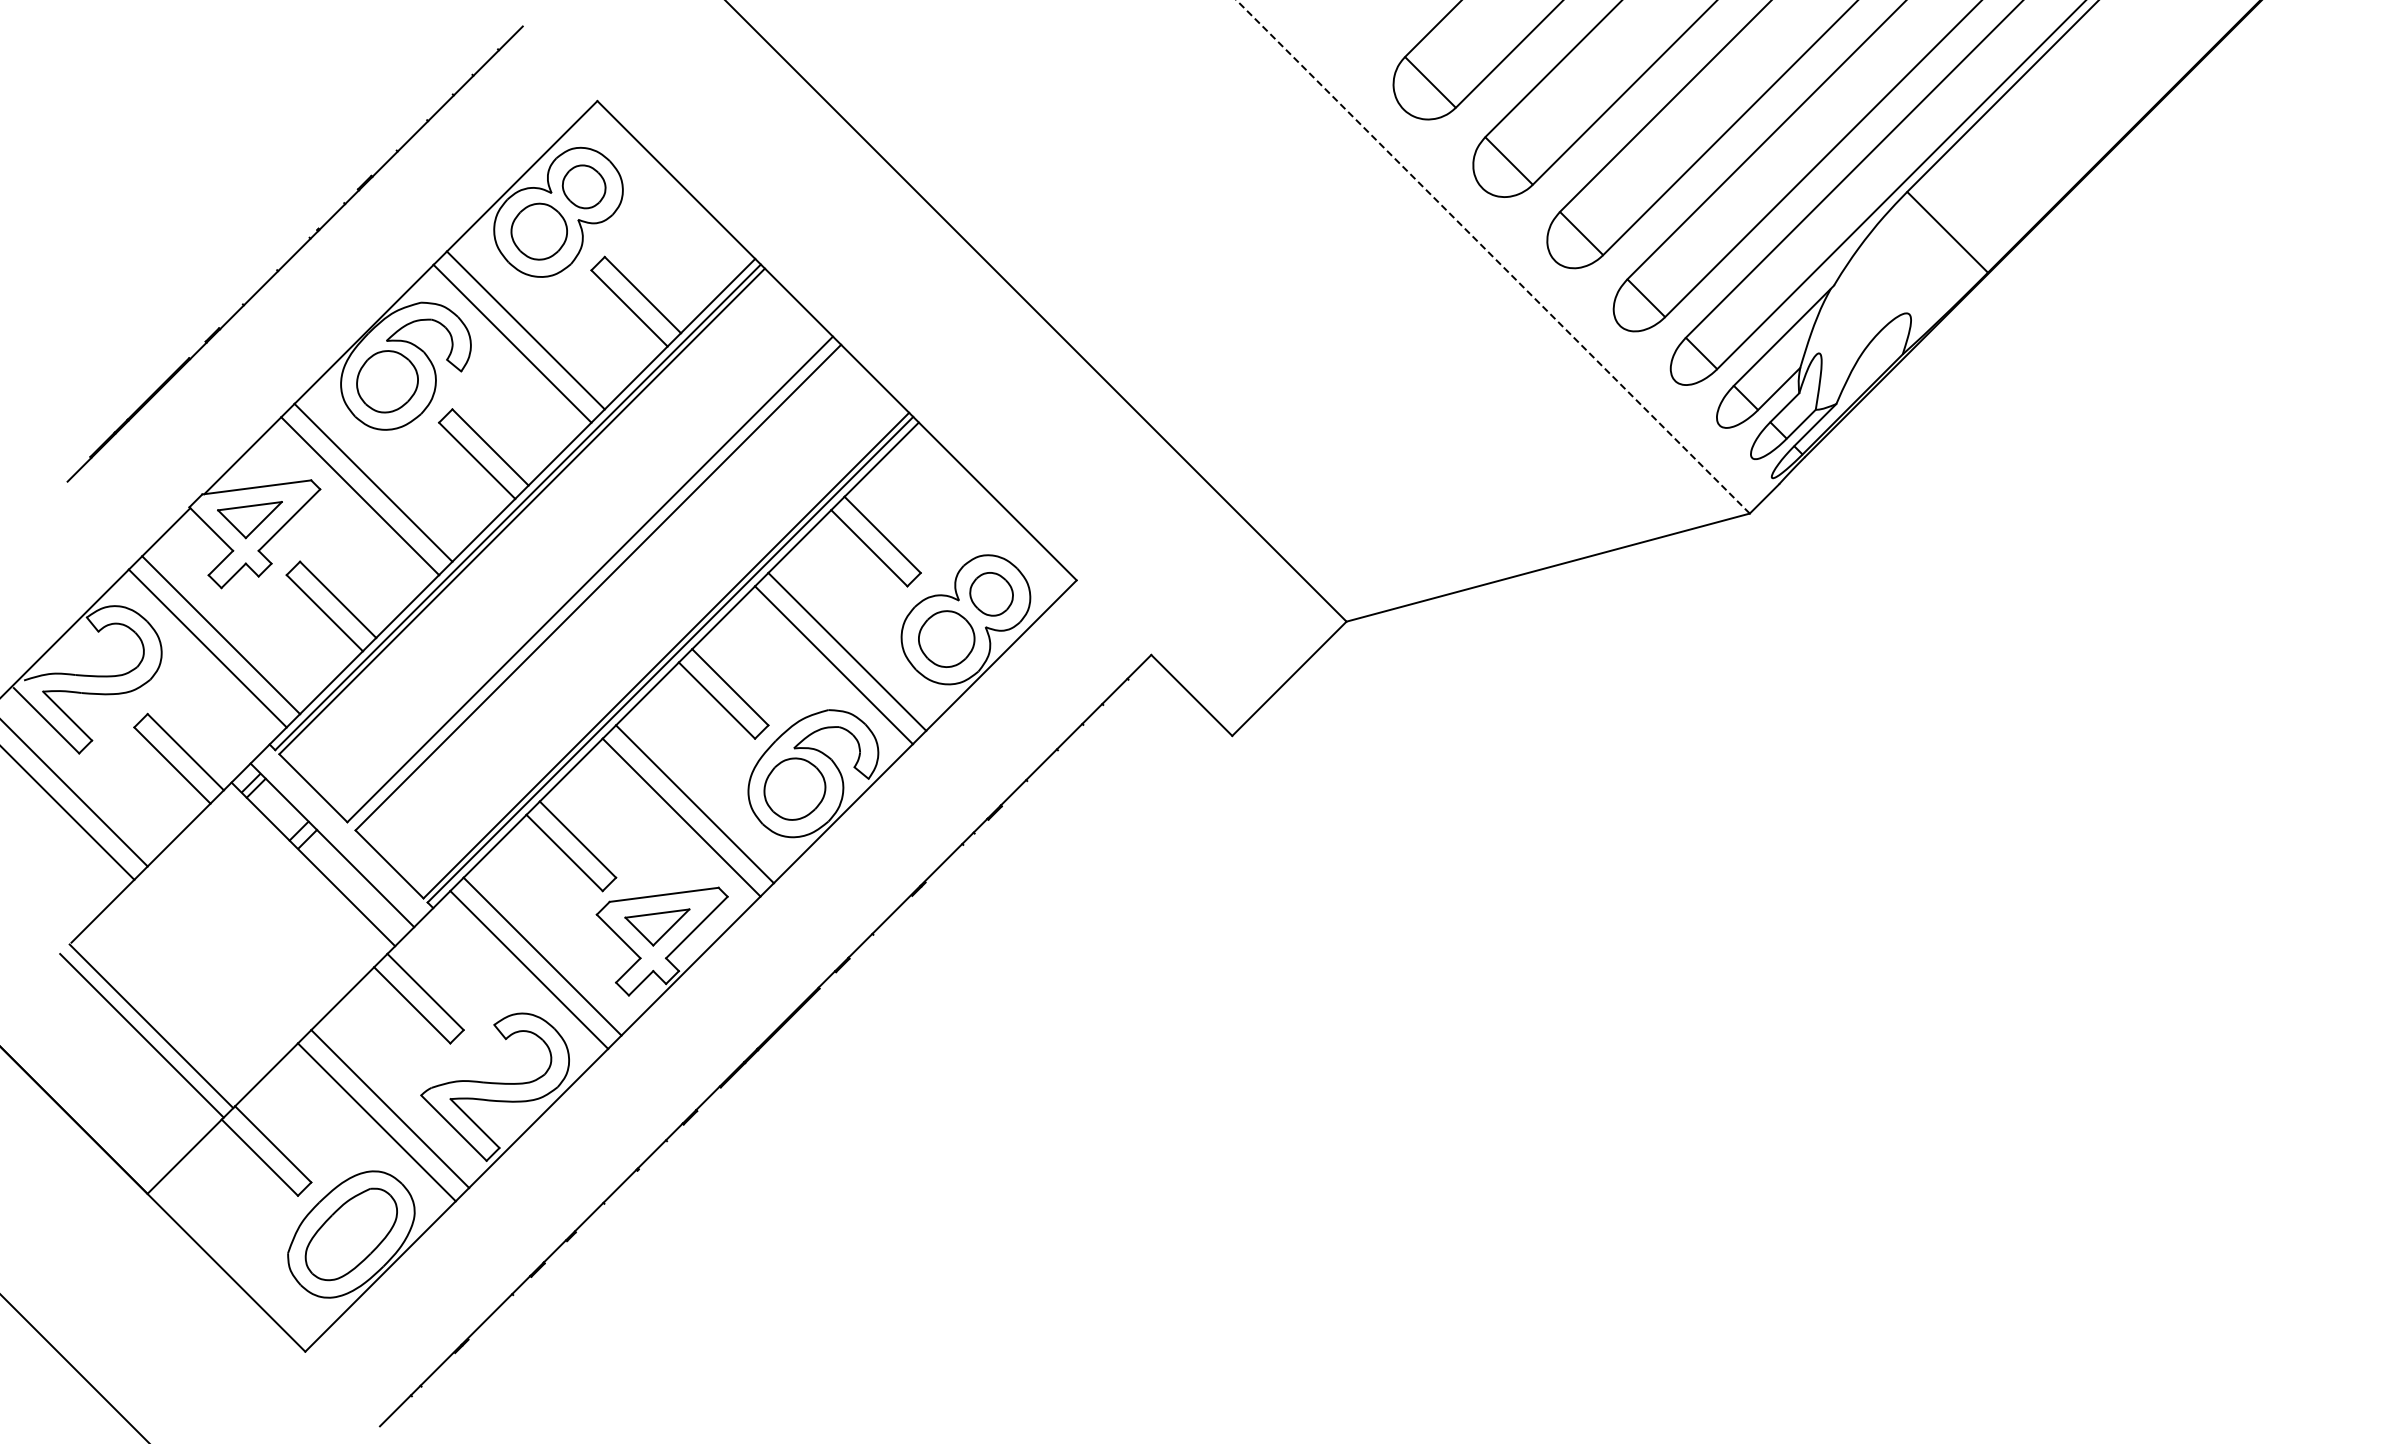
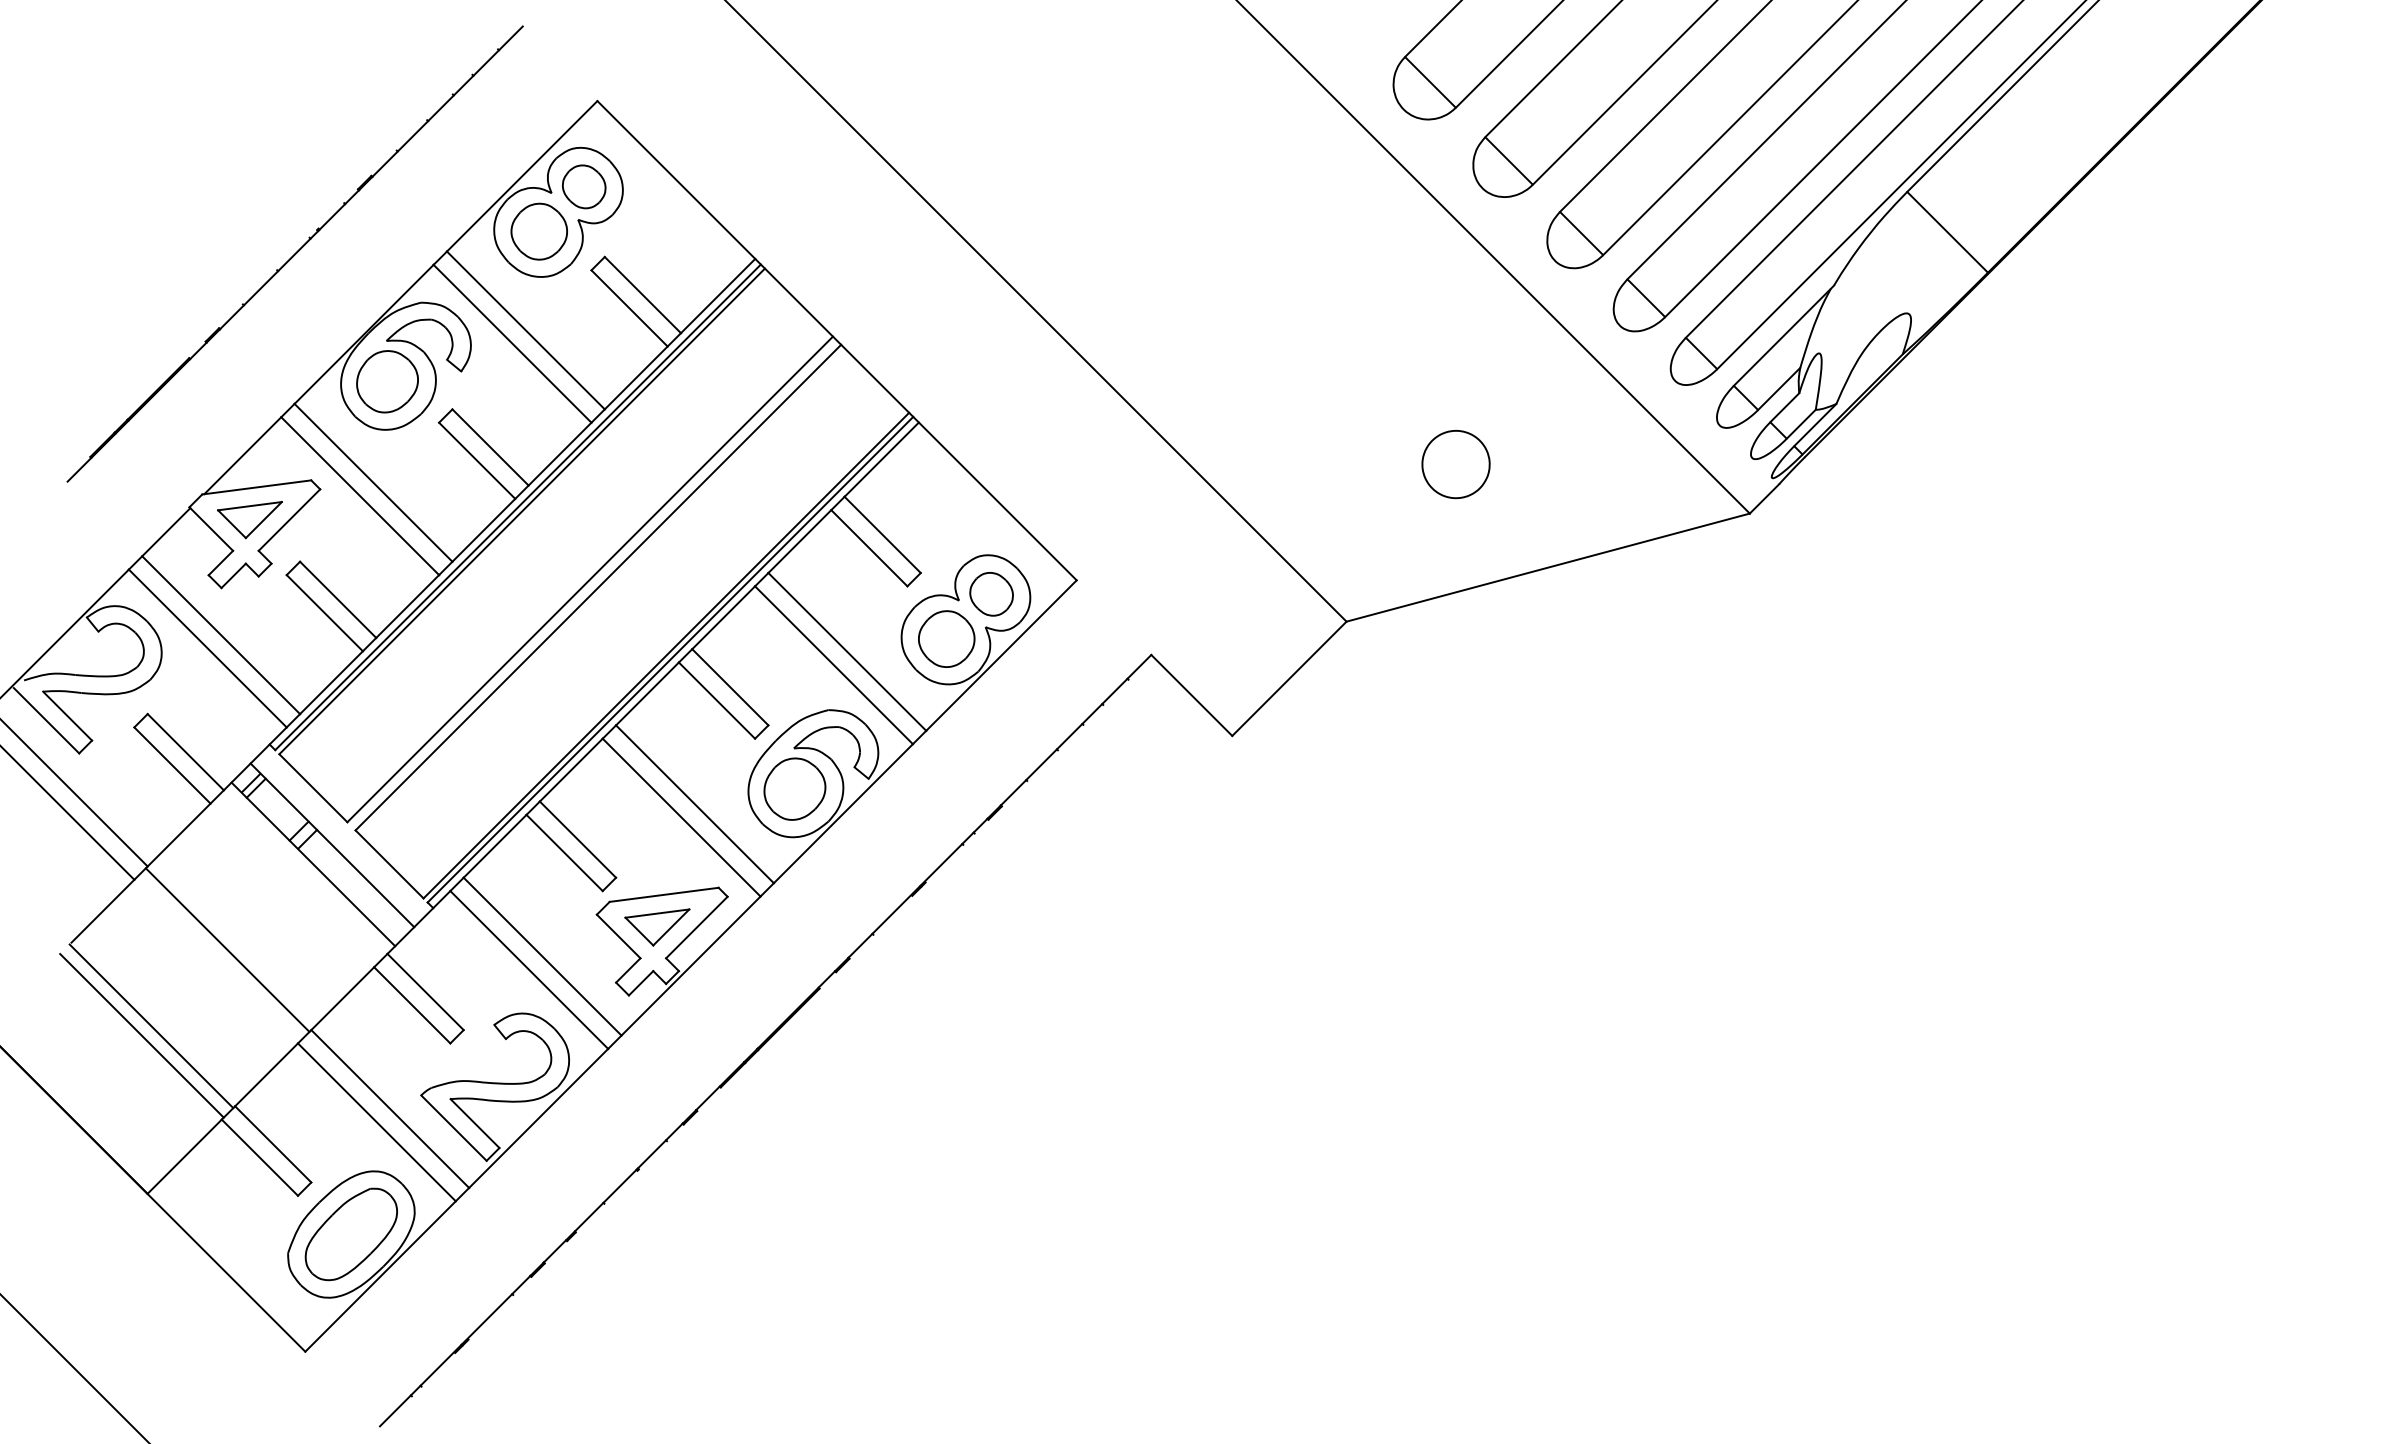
line: dashed -> solid (1493, 257)
part: none -> present (1455, 464)
line: none -> present (227, 949)
